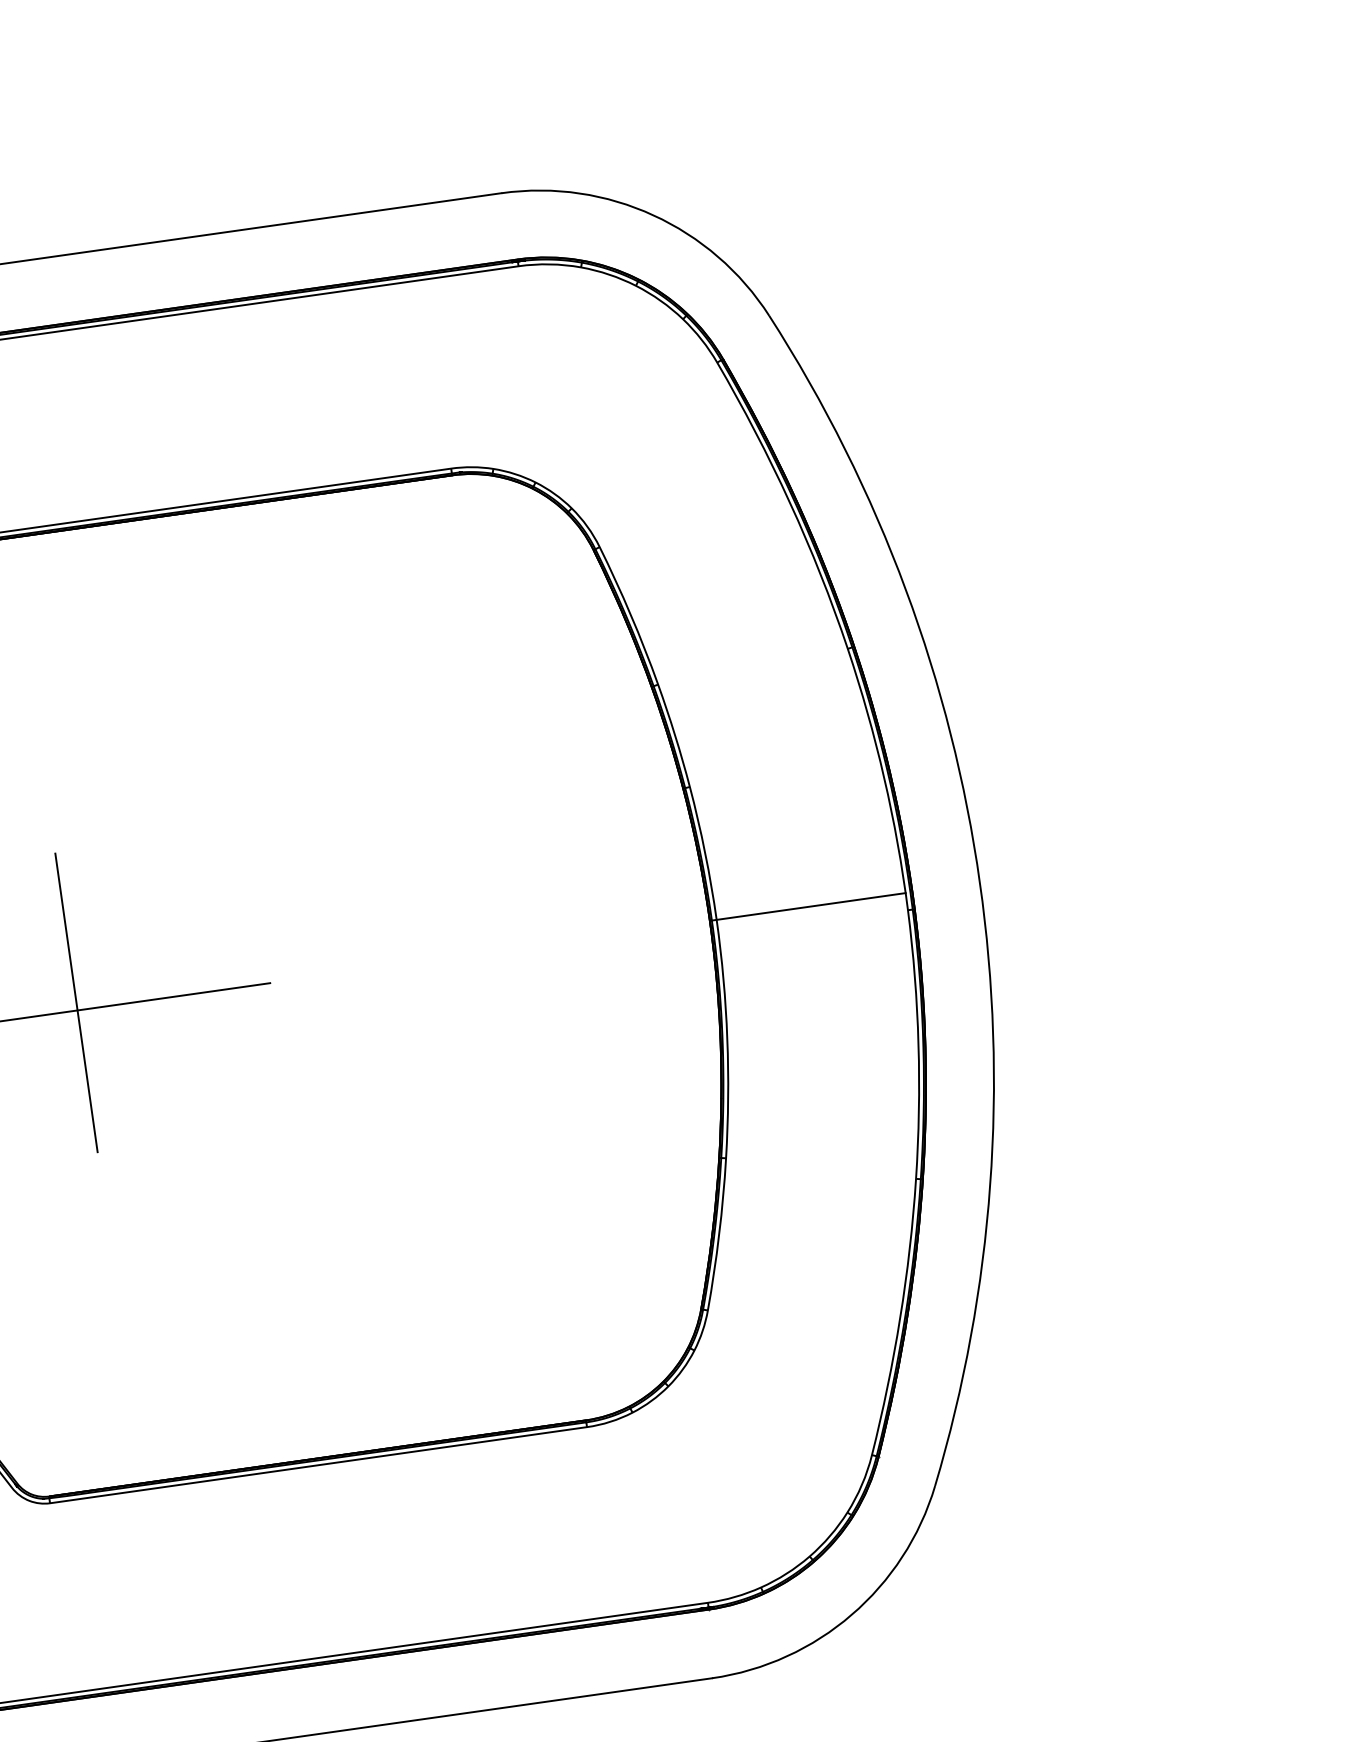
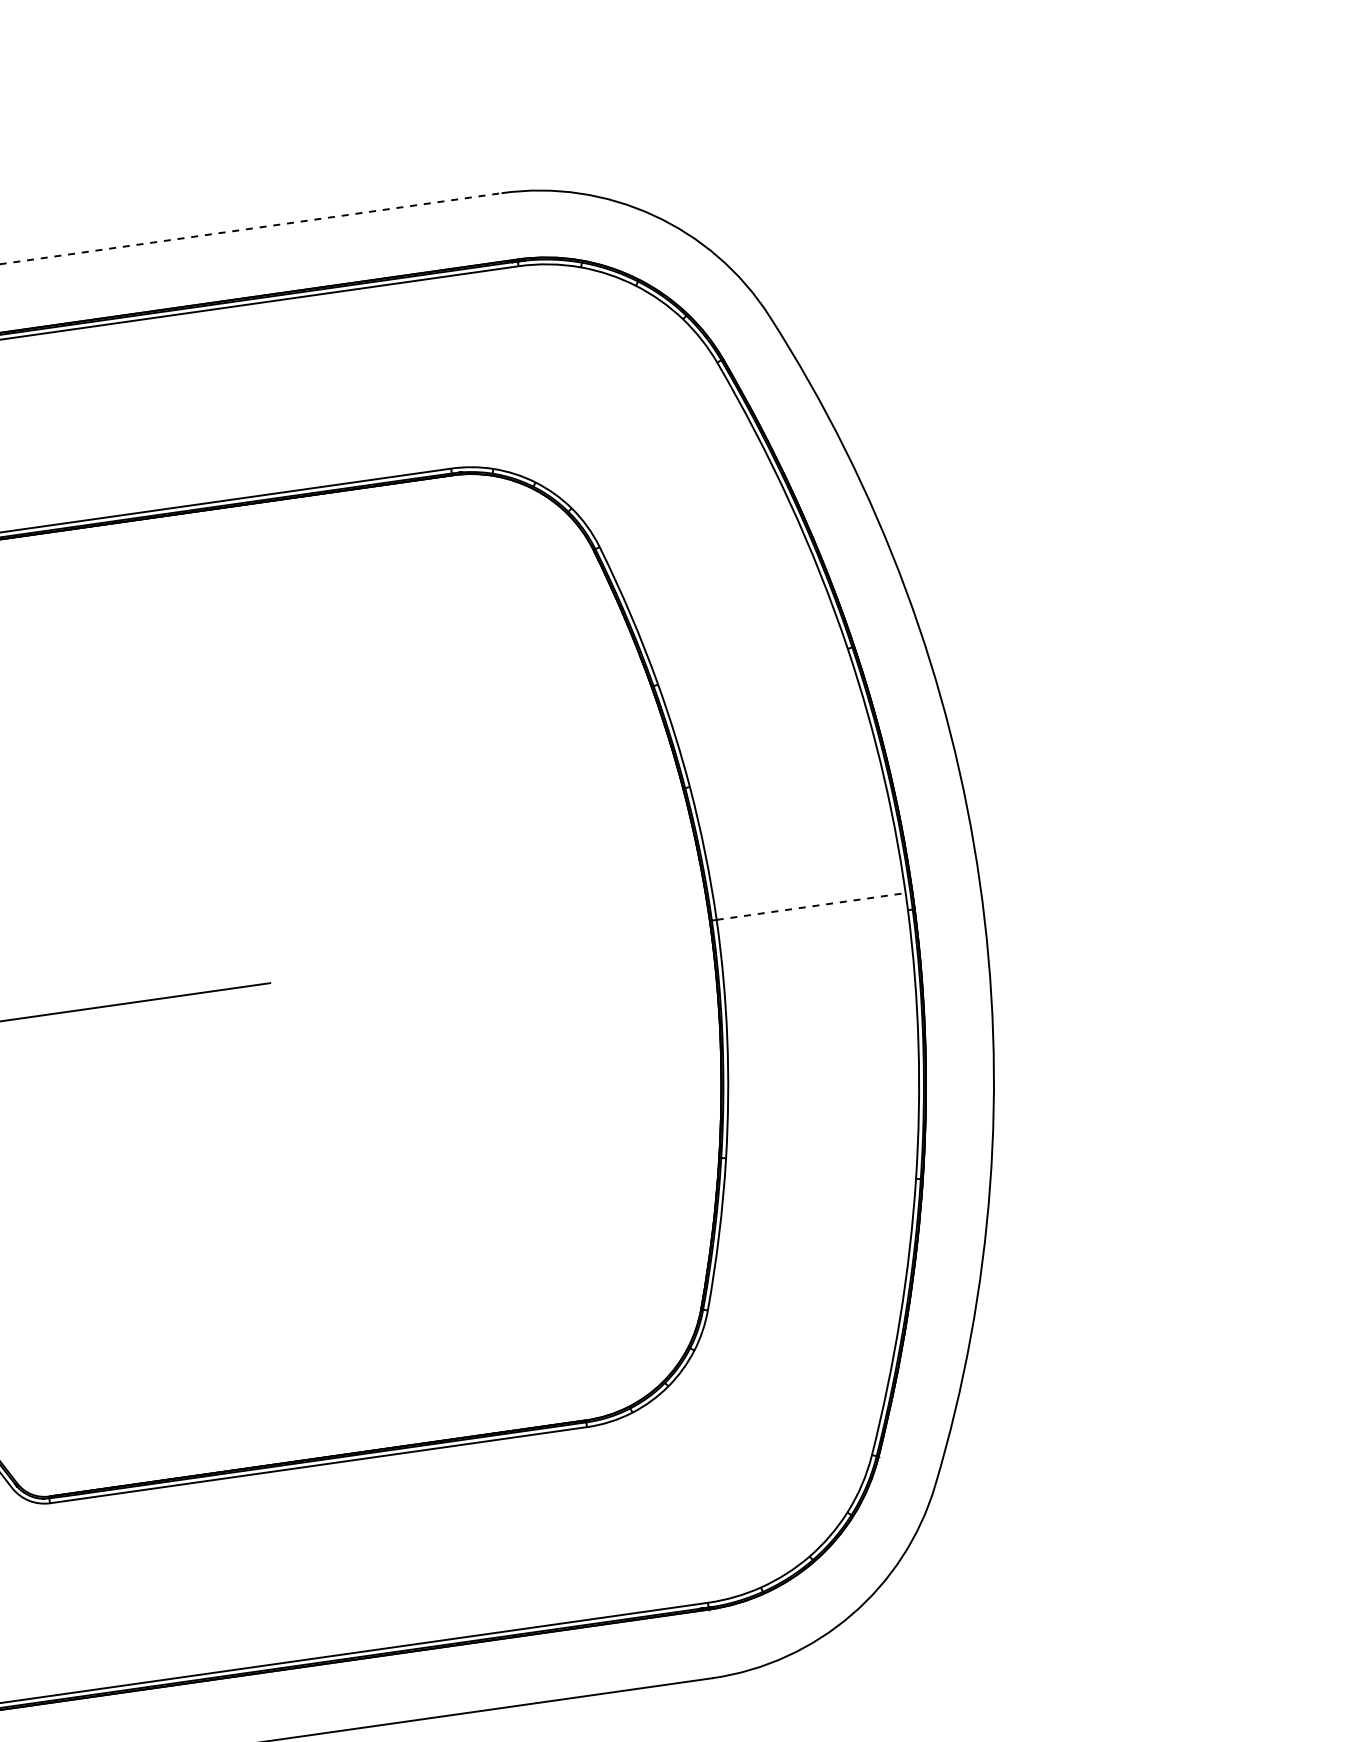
line: solid -> dashed (251, 228)
line: solid -> dashed (811, 906)
line: present -> none (76, 1002)
